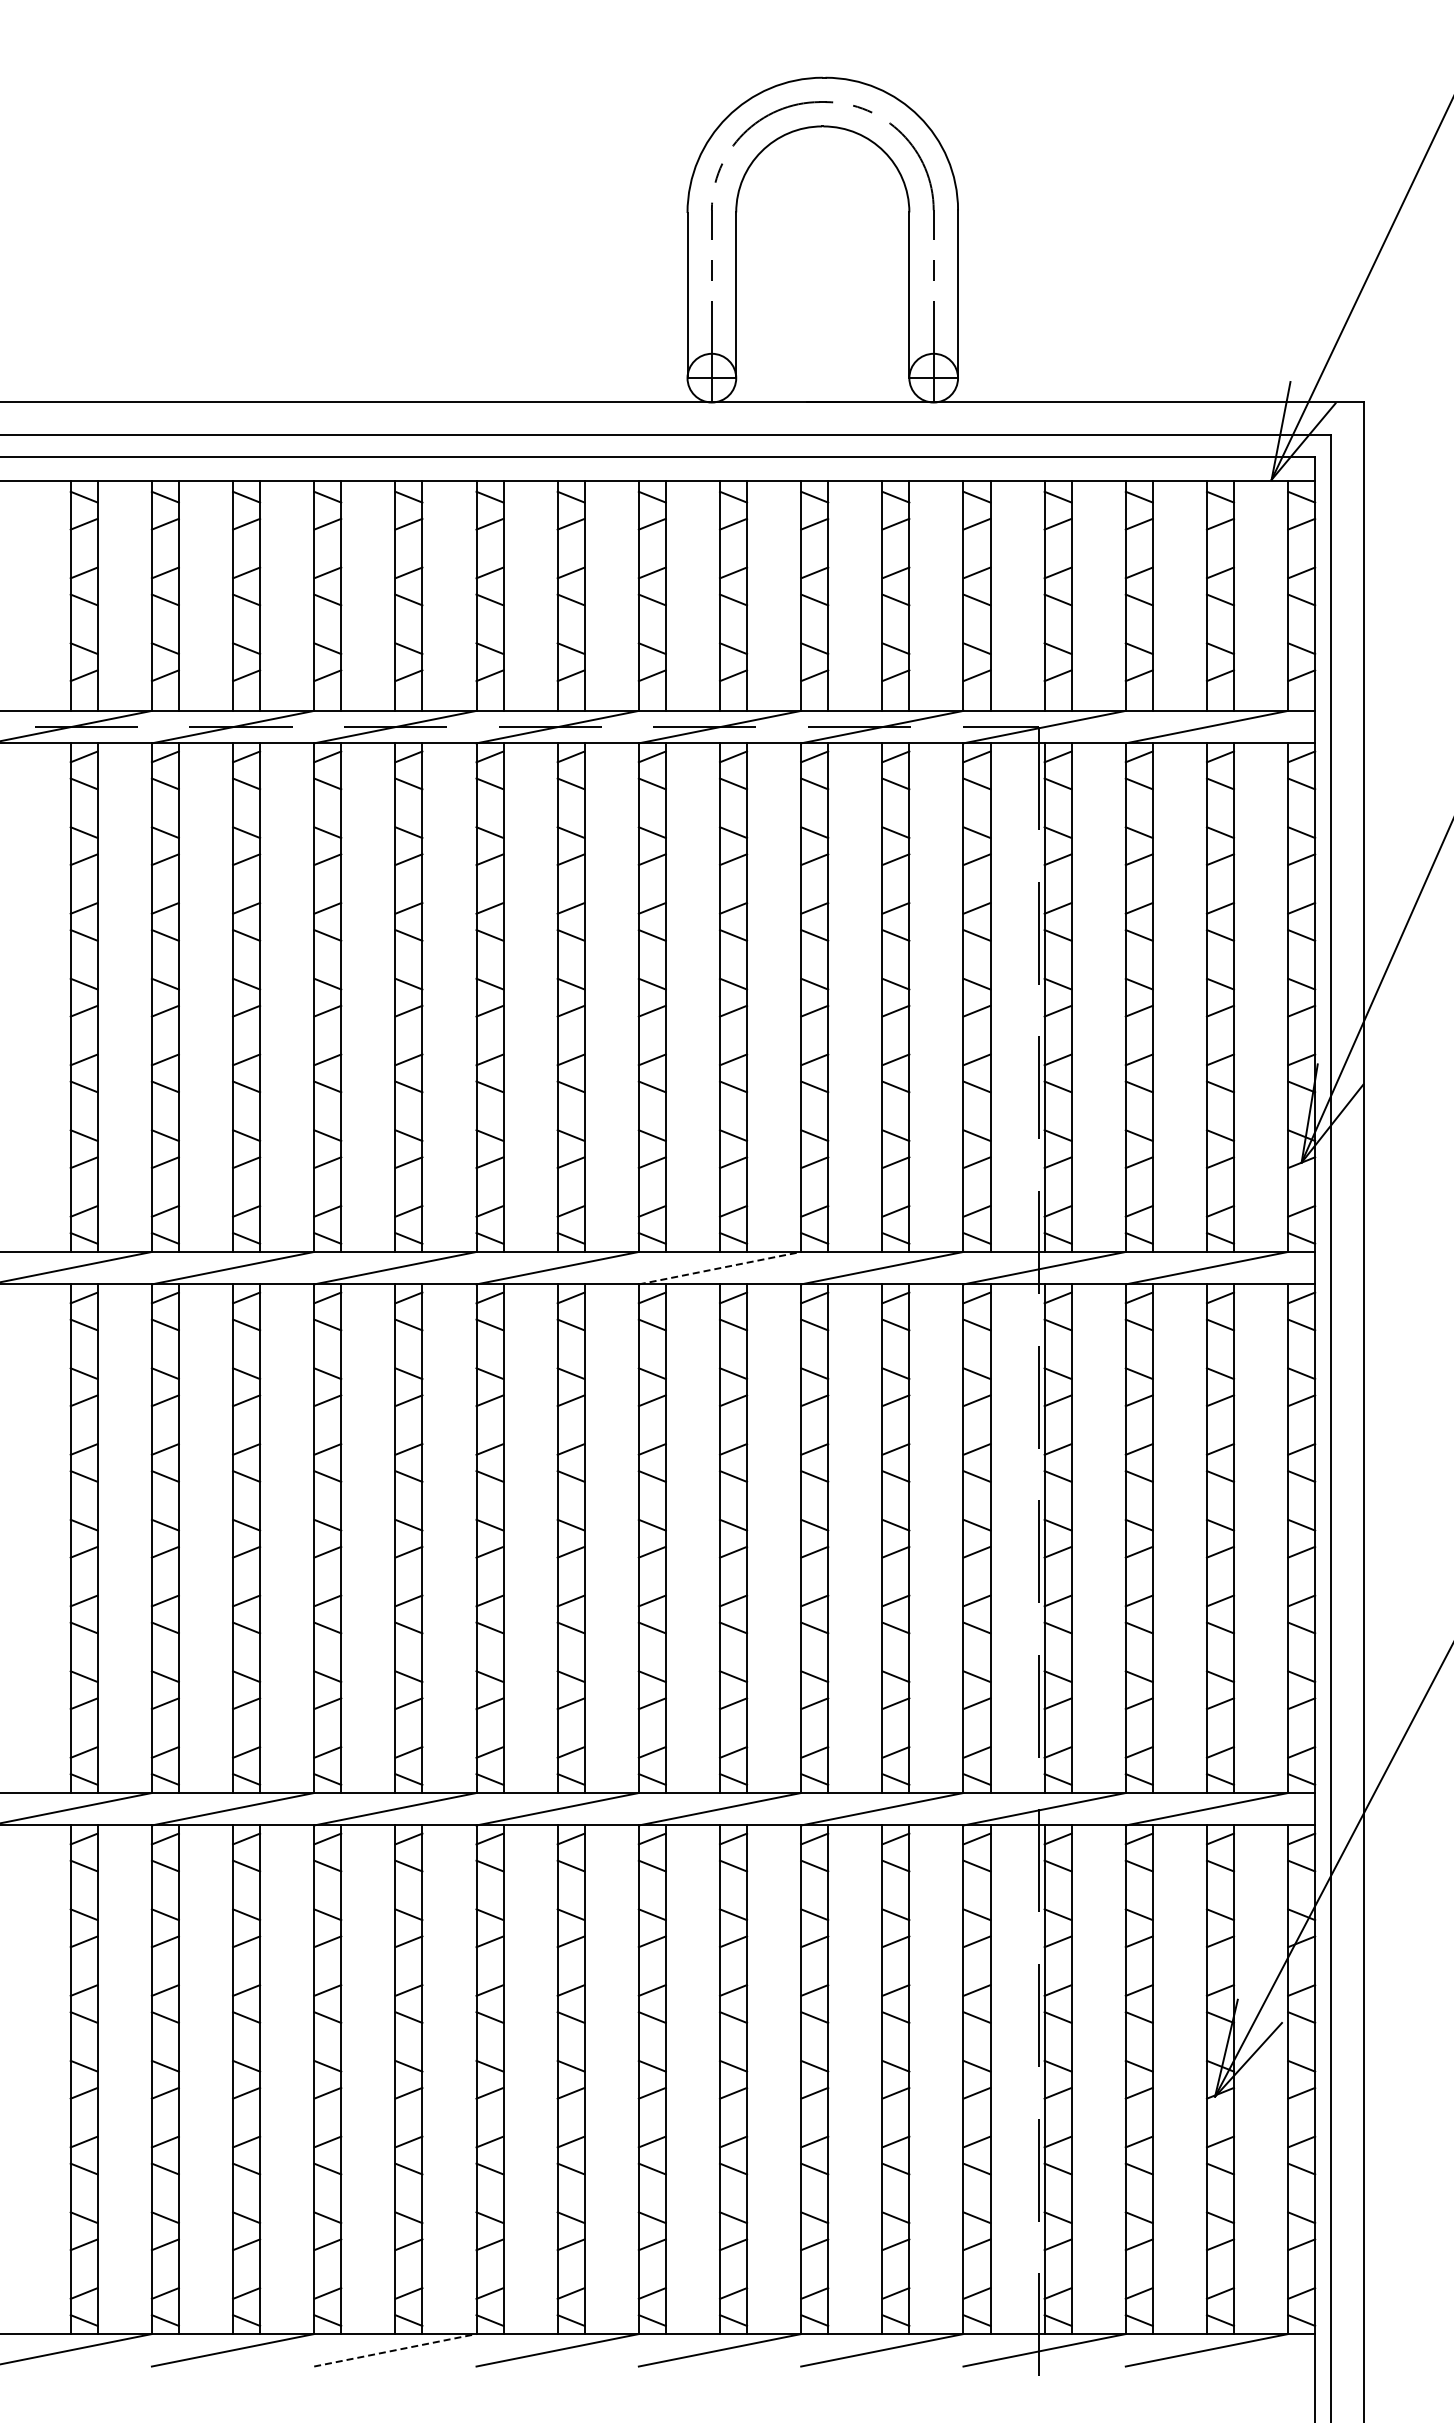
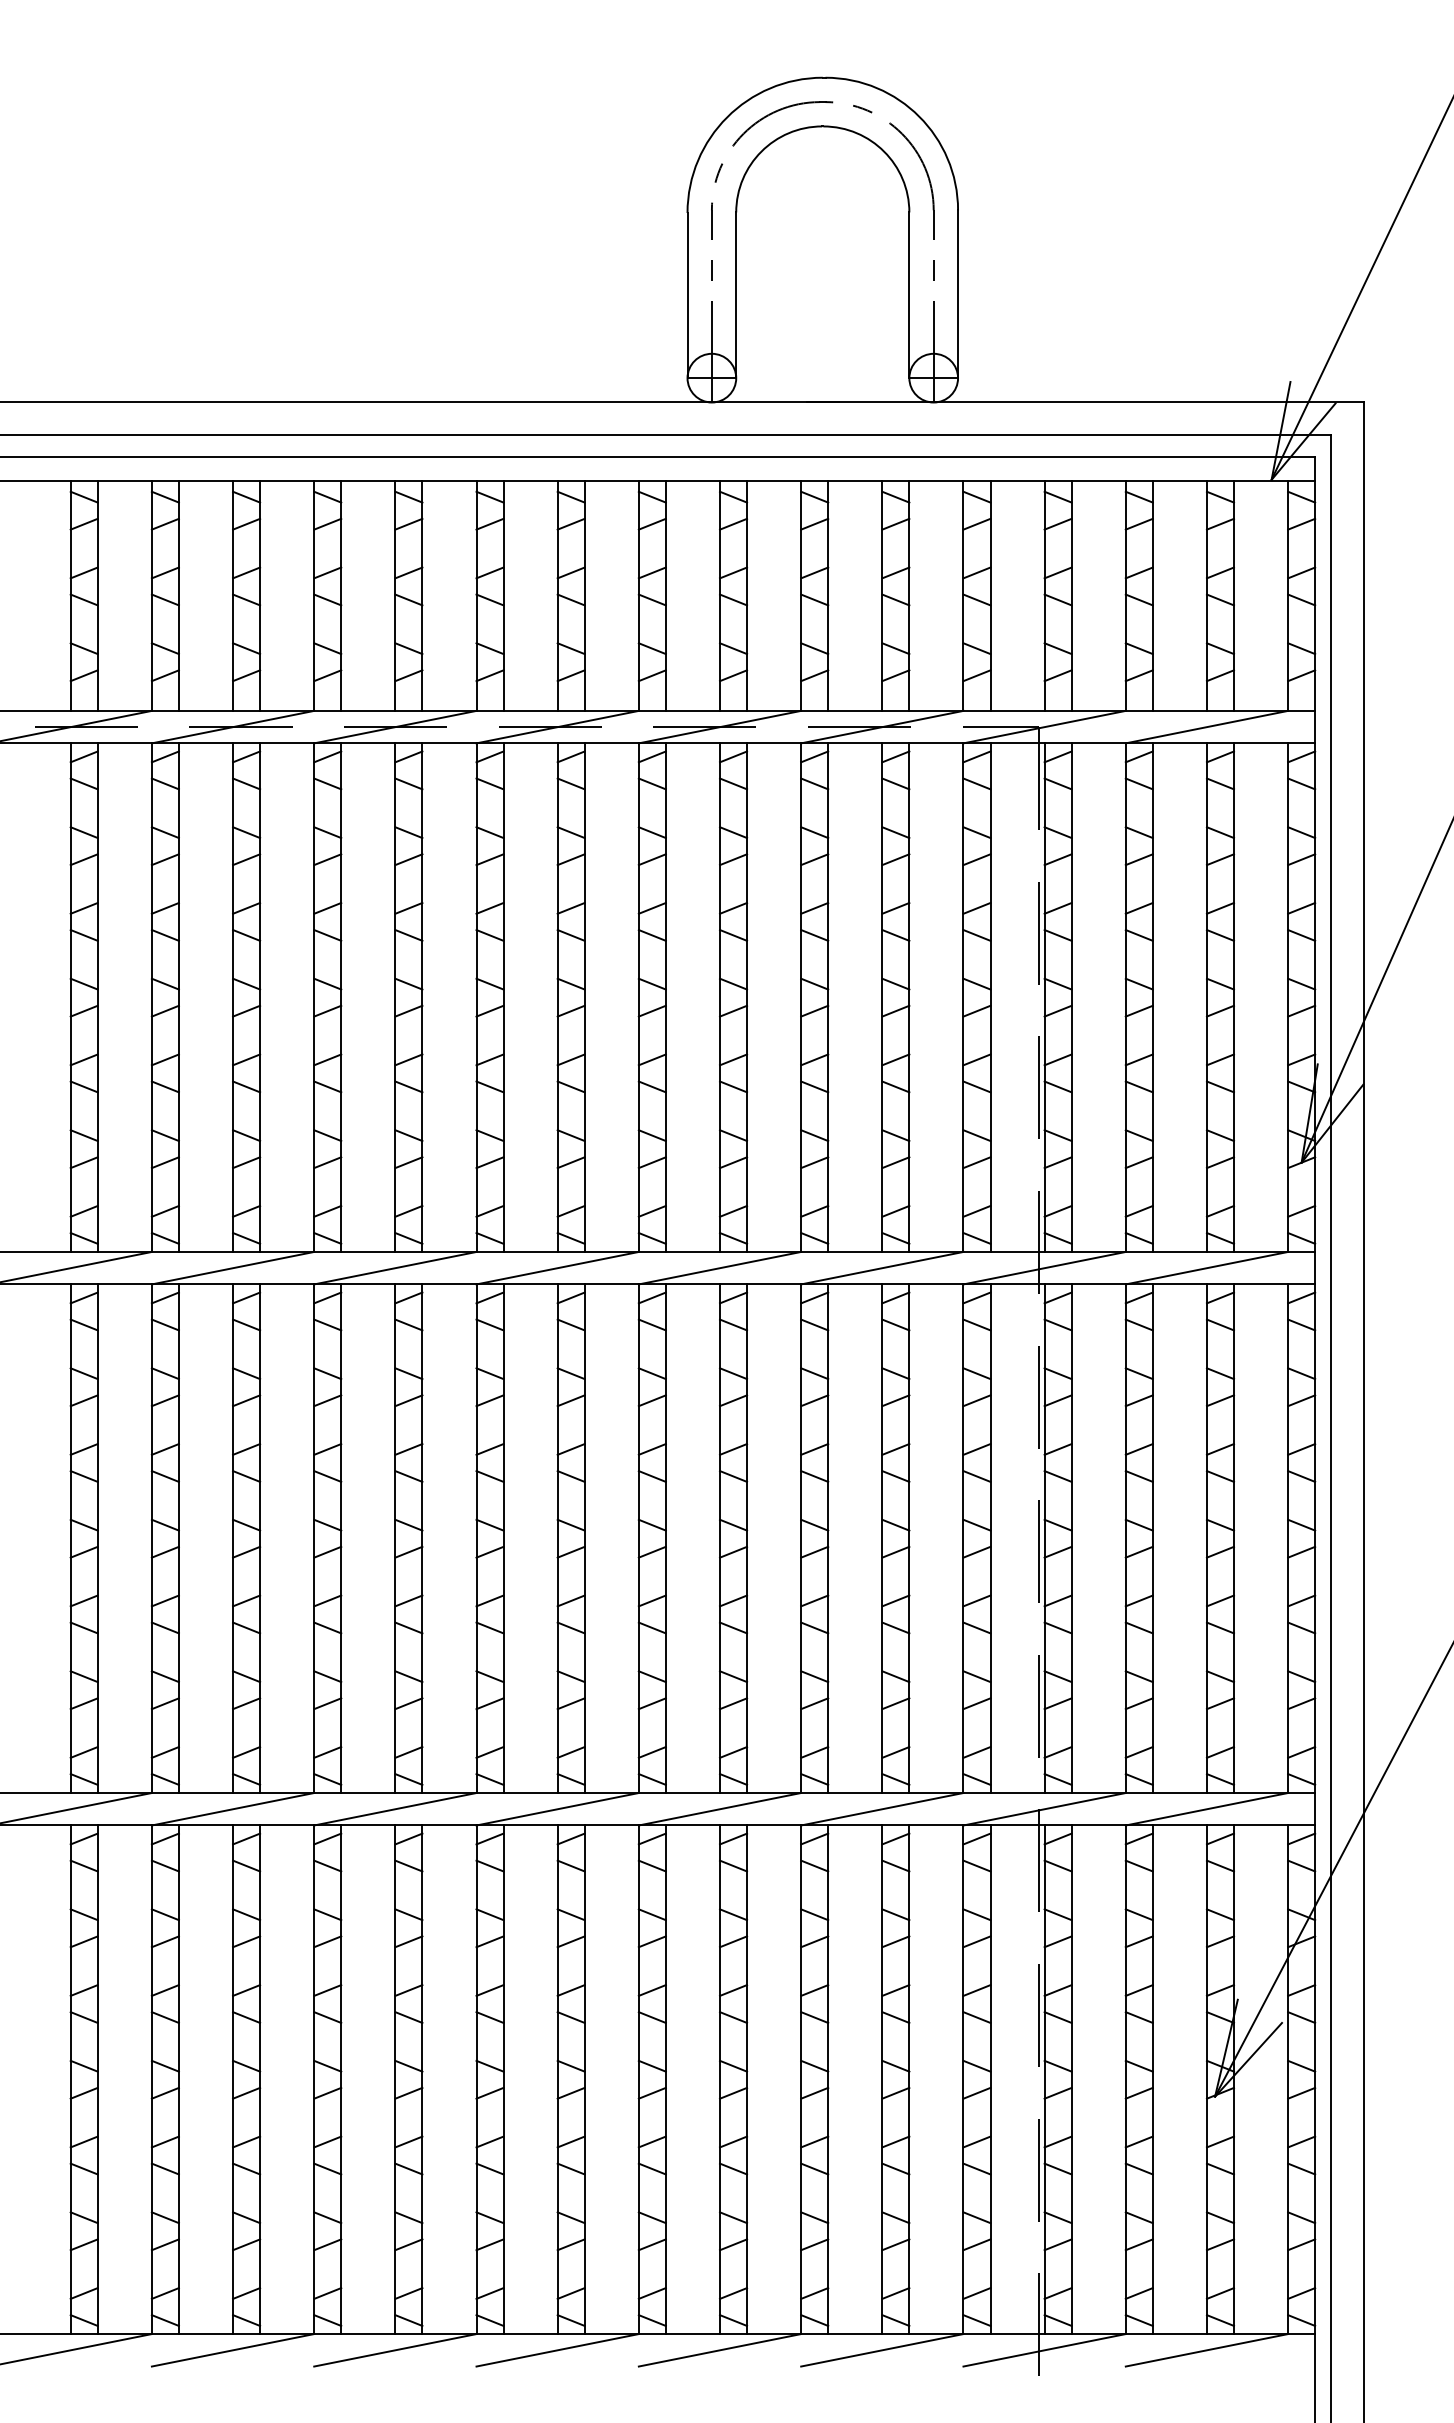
line: dashed -> solid (720, 1268)
line: dashed -> solid (395, 2350)
